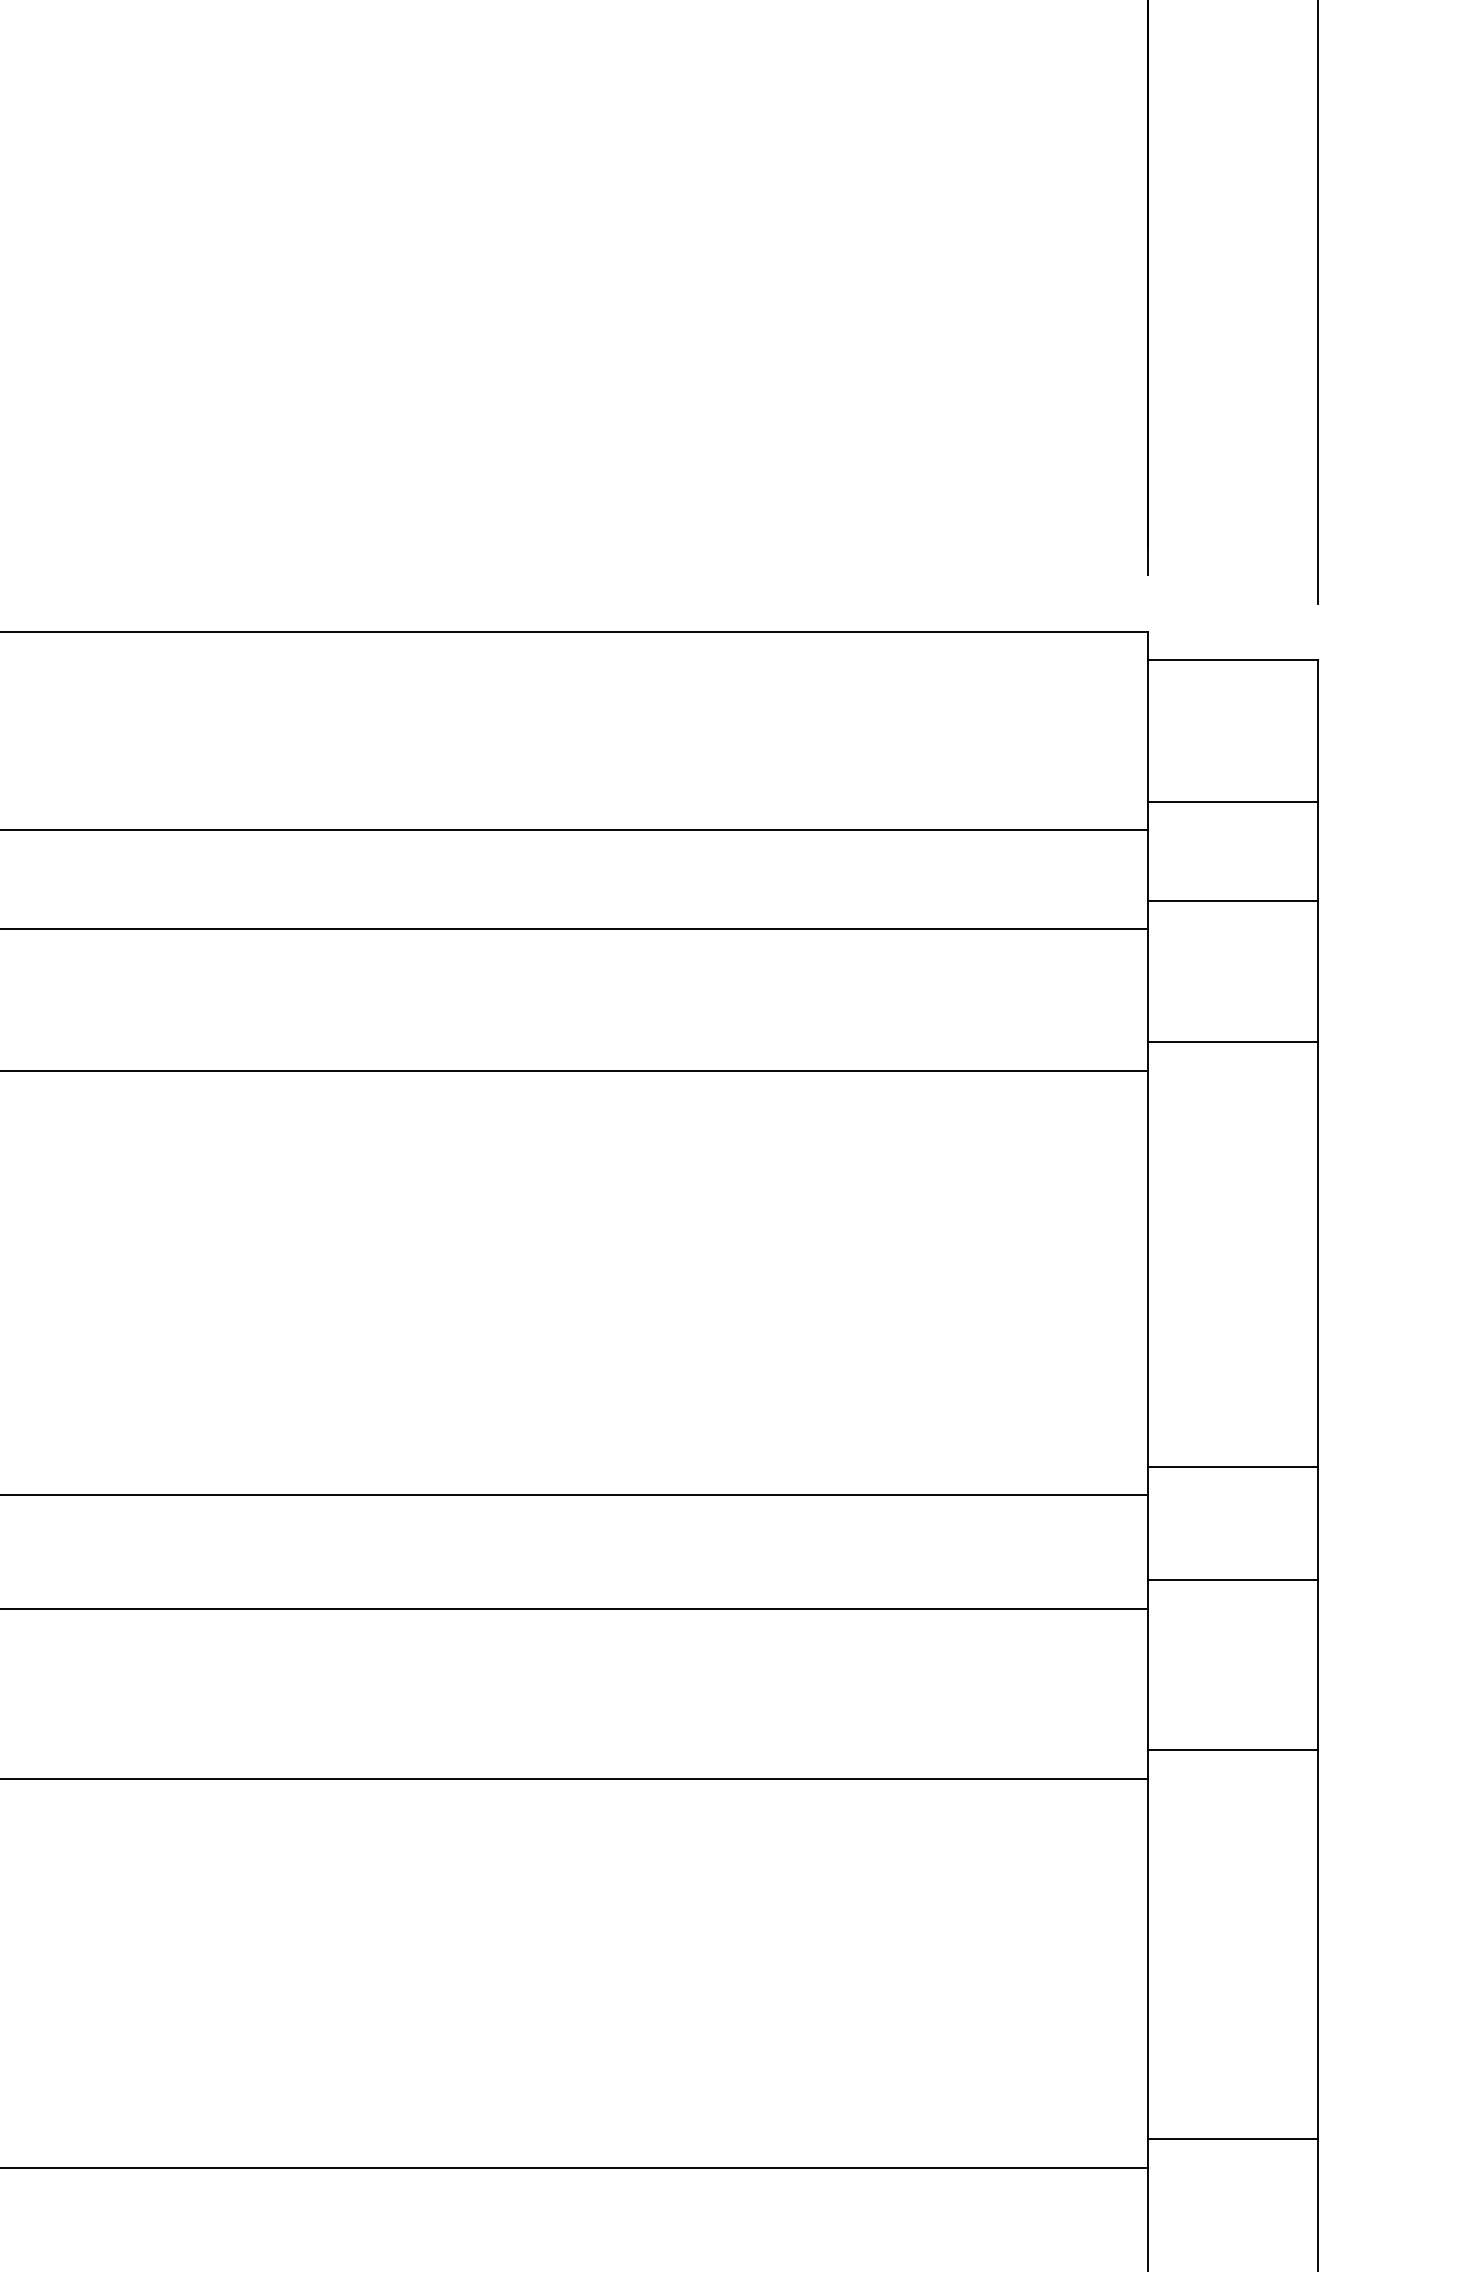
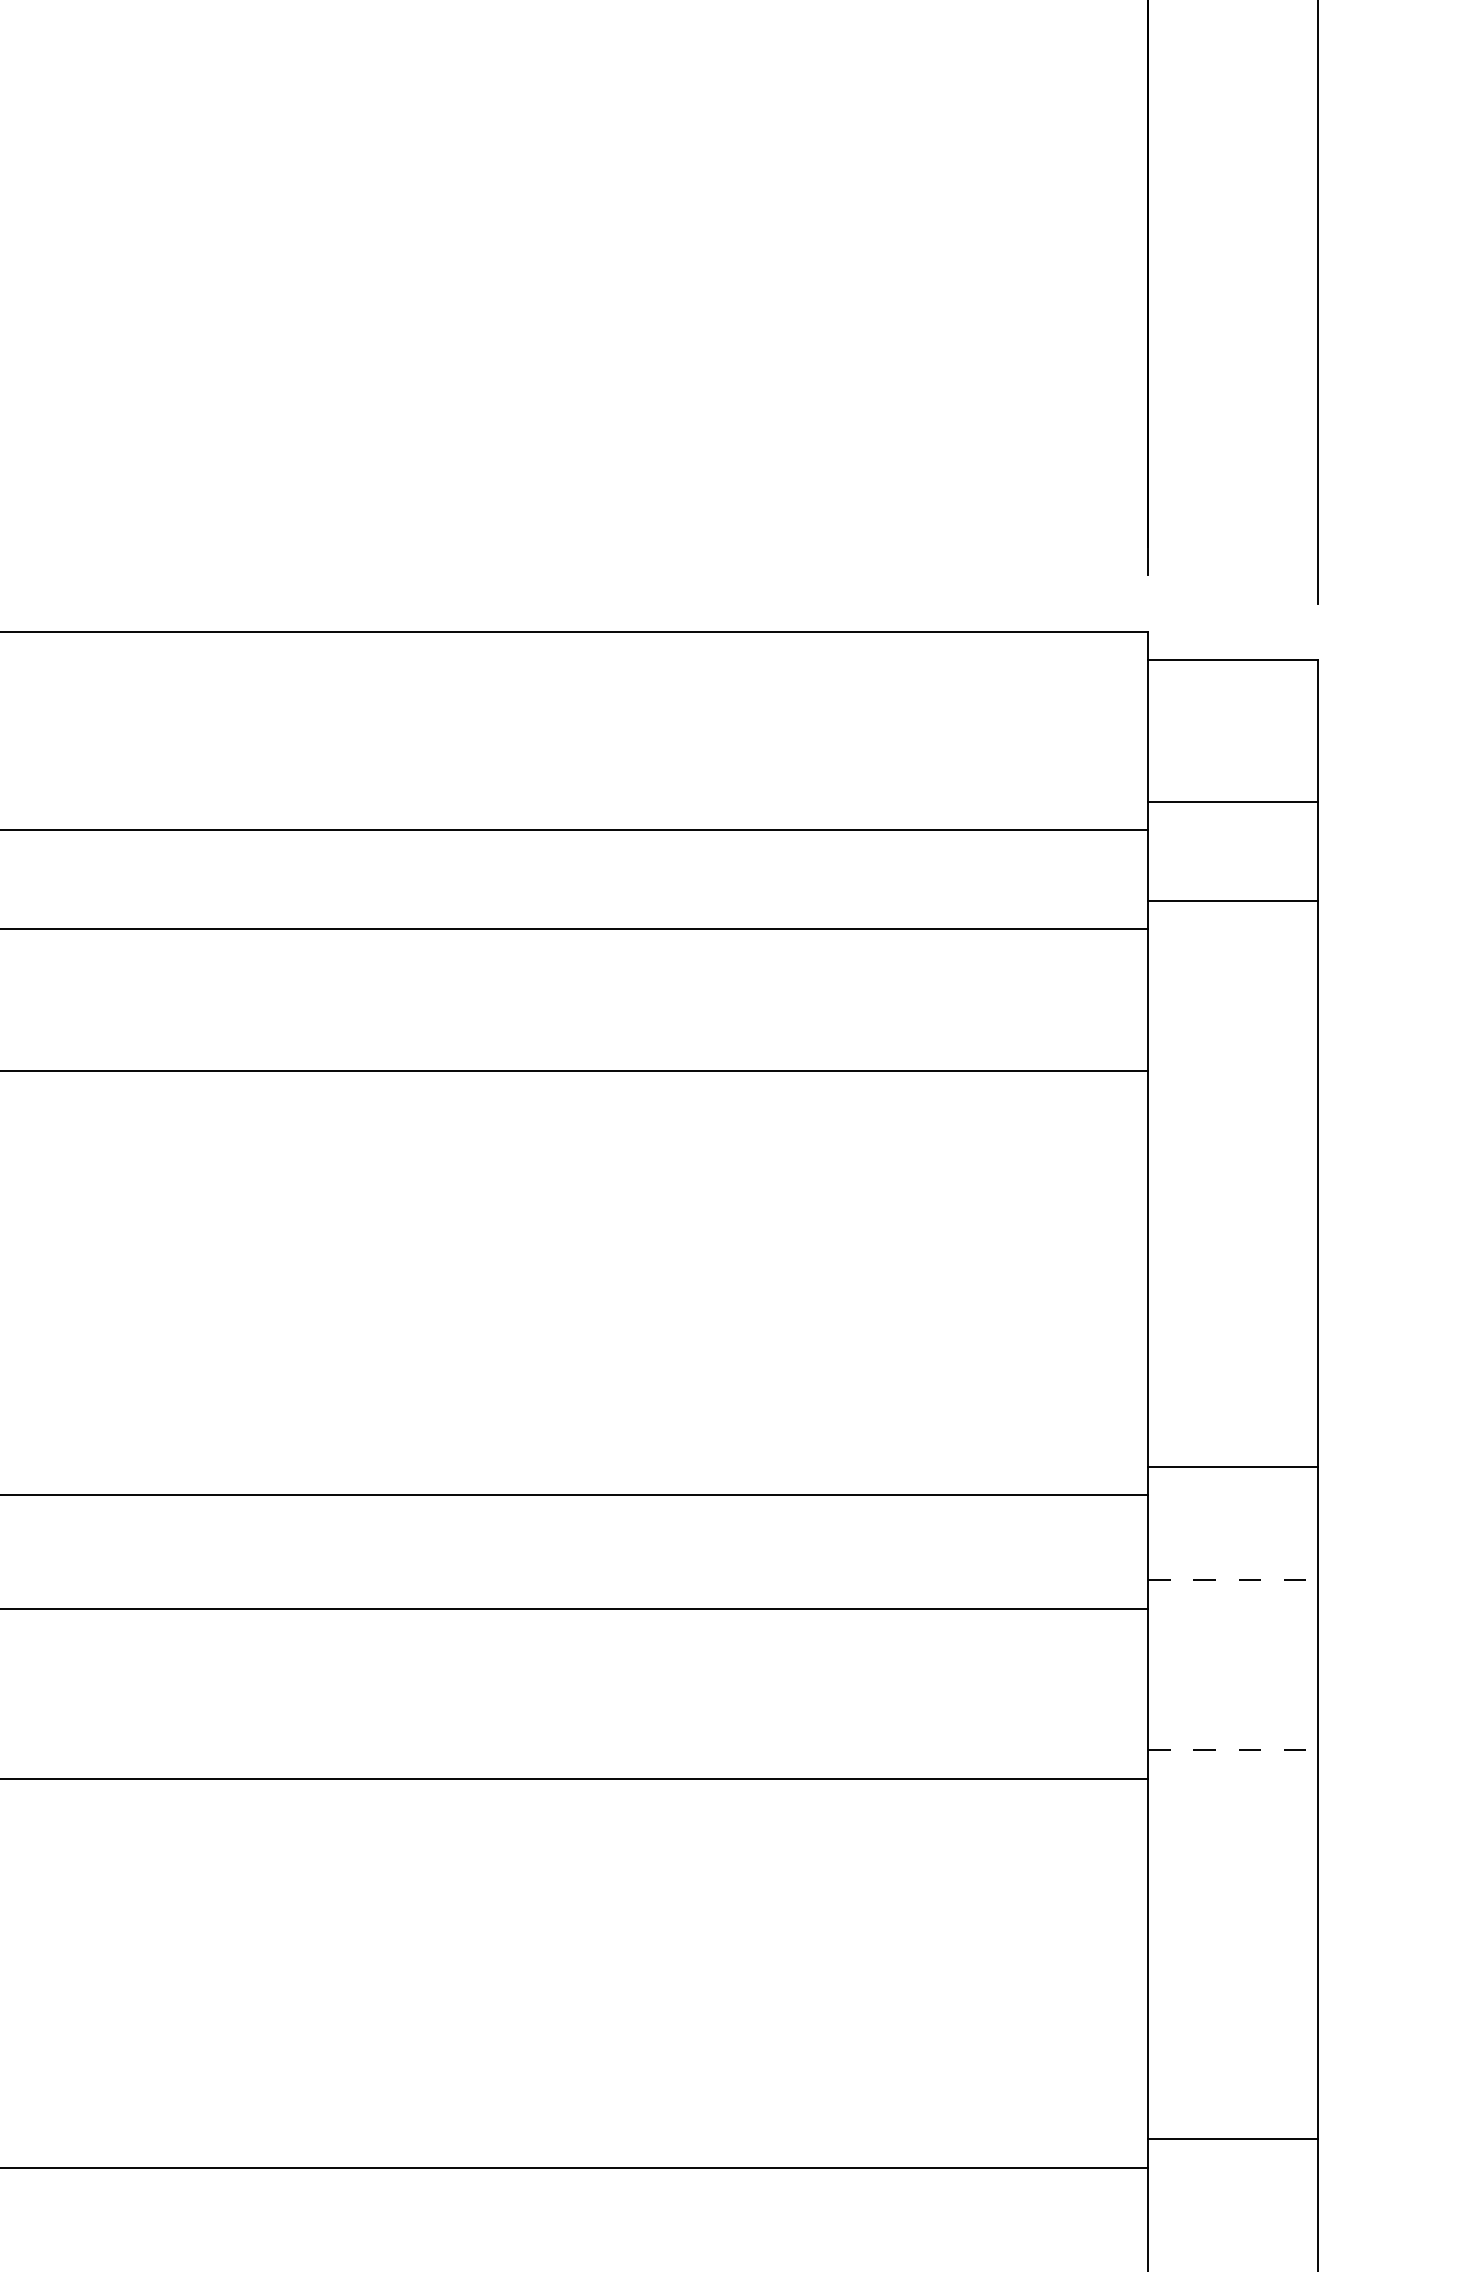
line: present -> none (1232, 1042)
line: solid -> dashed (1232, 1580)
line: solid -> dashed (1232, 1750)
